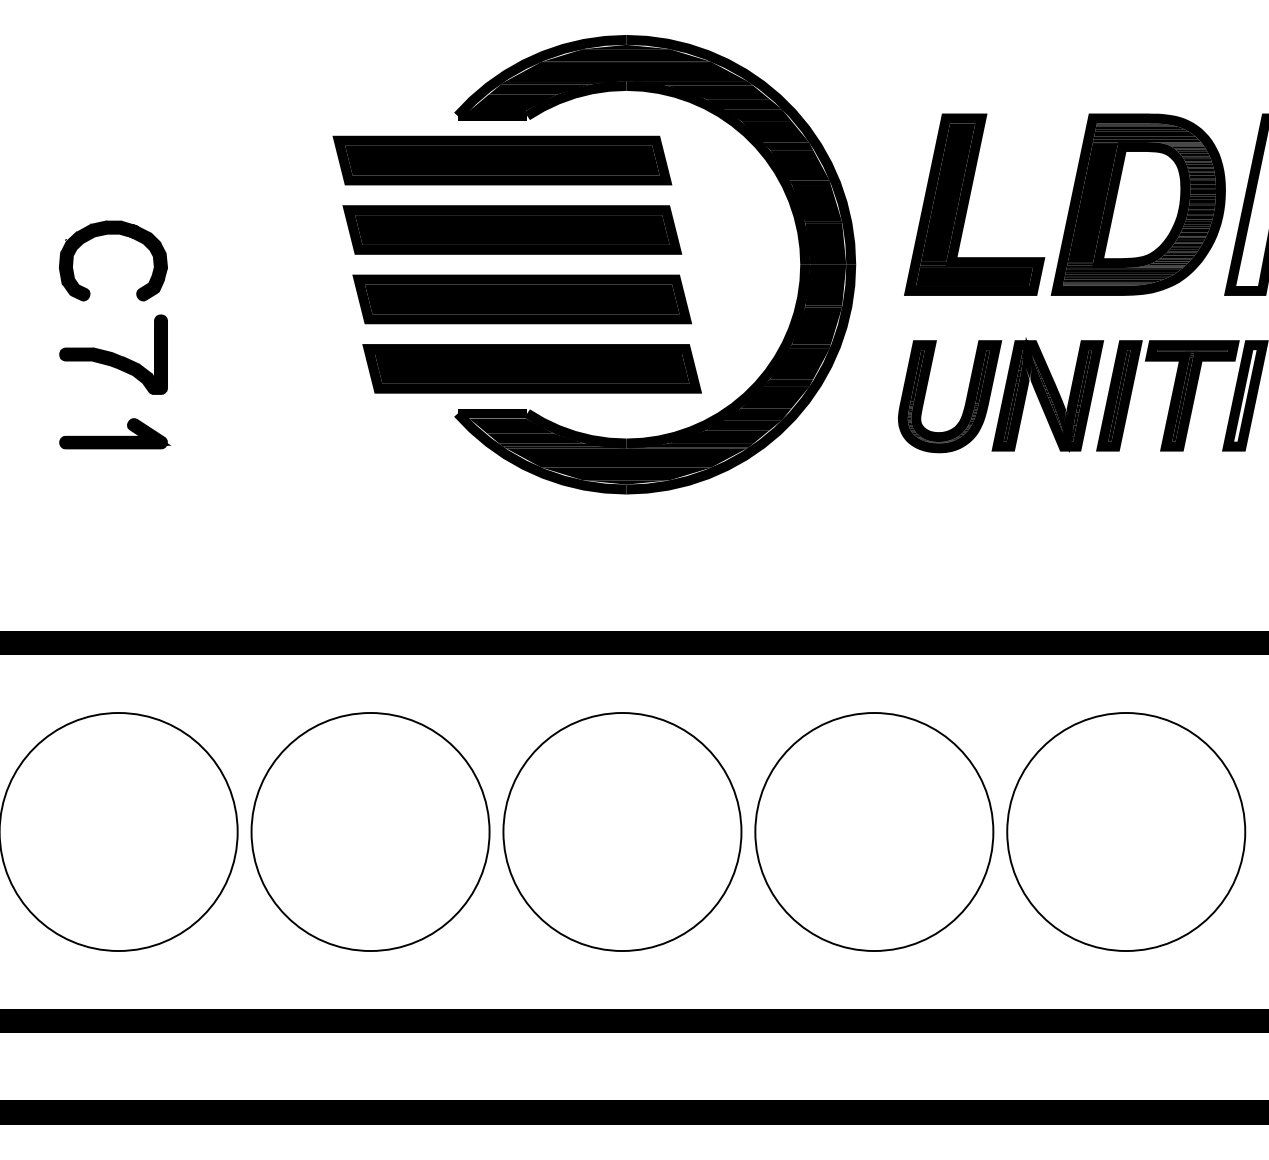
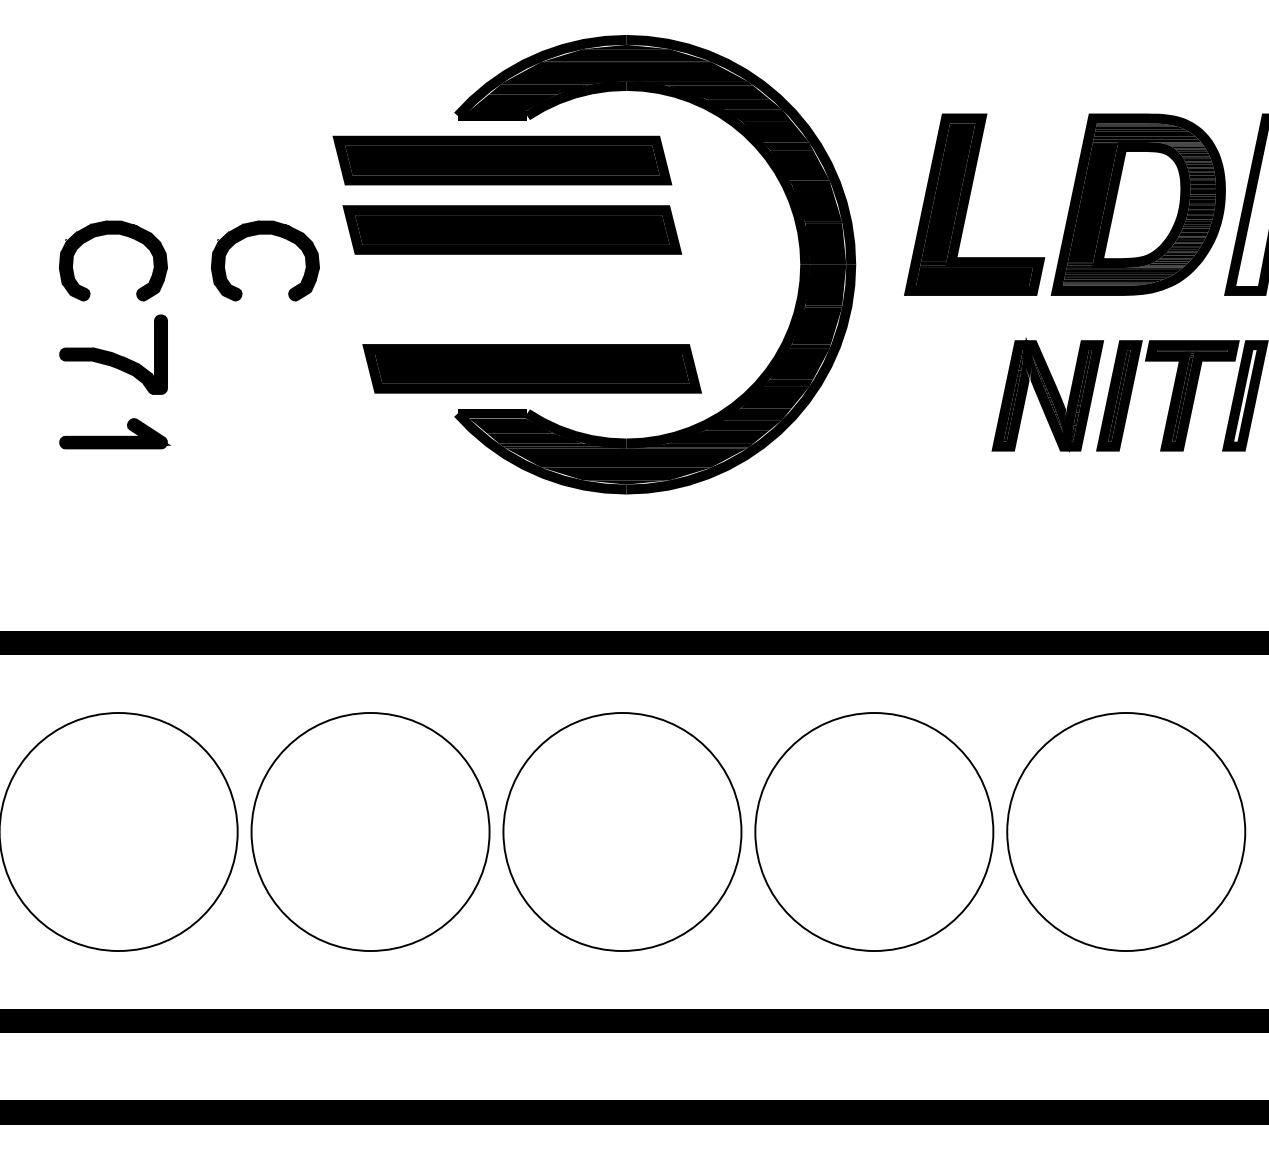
part: none -> present (265, 234)
part: present -> none (521, 299)
part: present -> none (965, 400)
